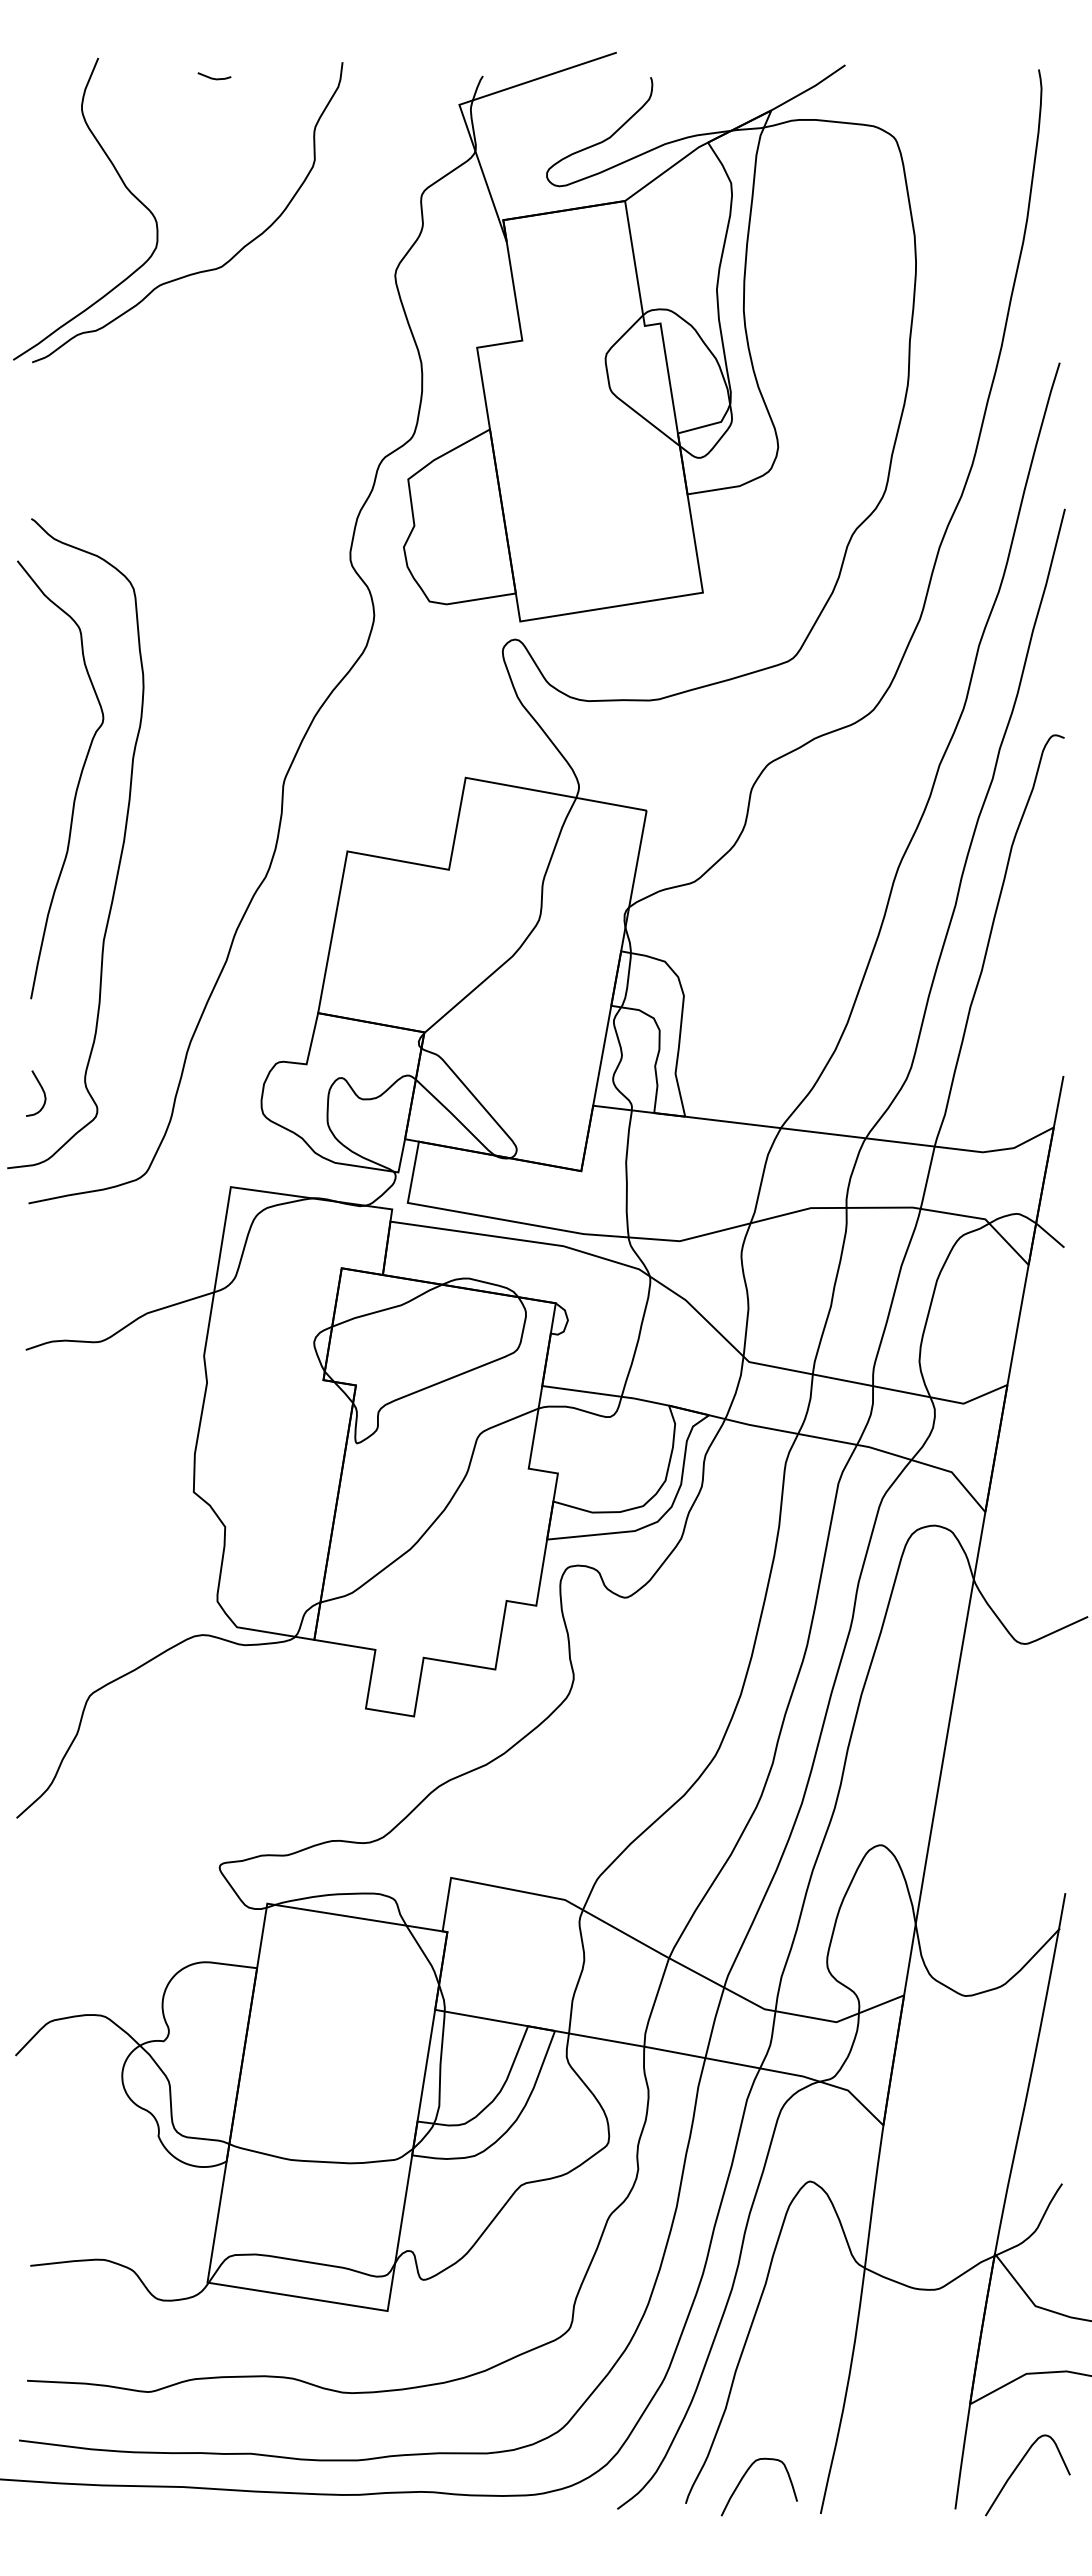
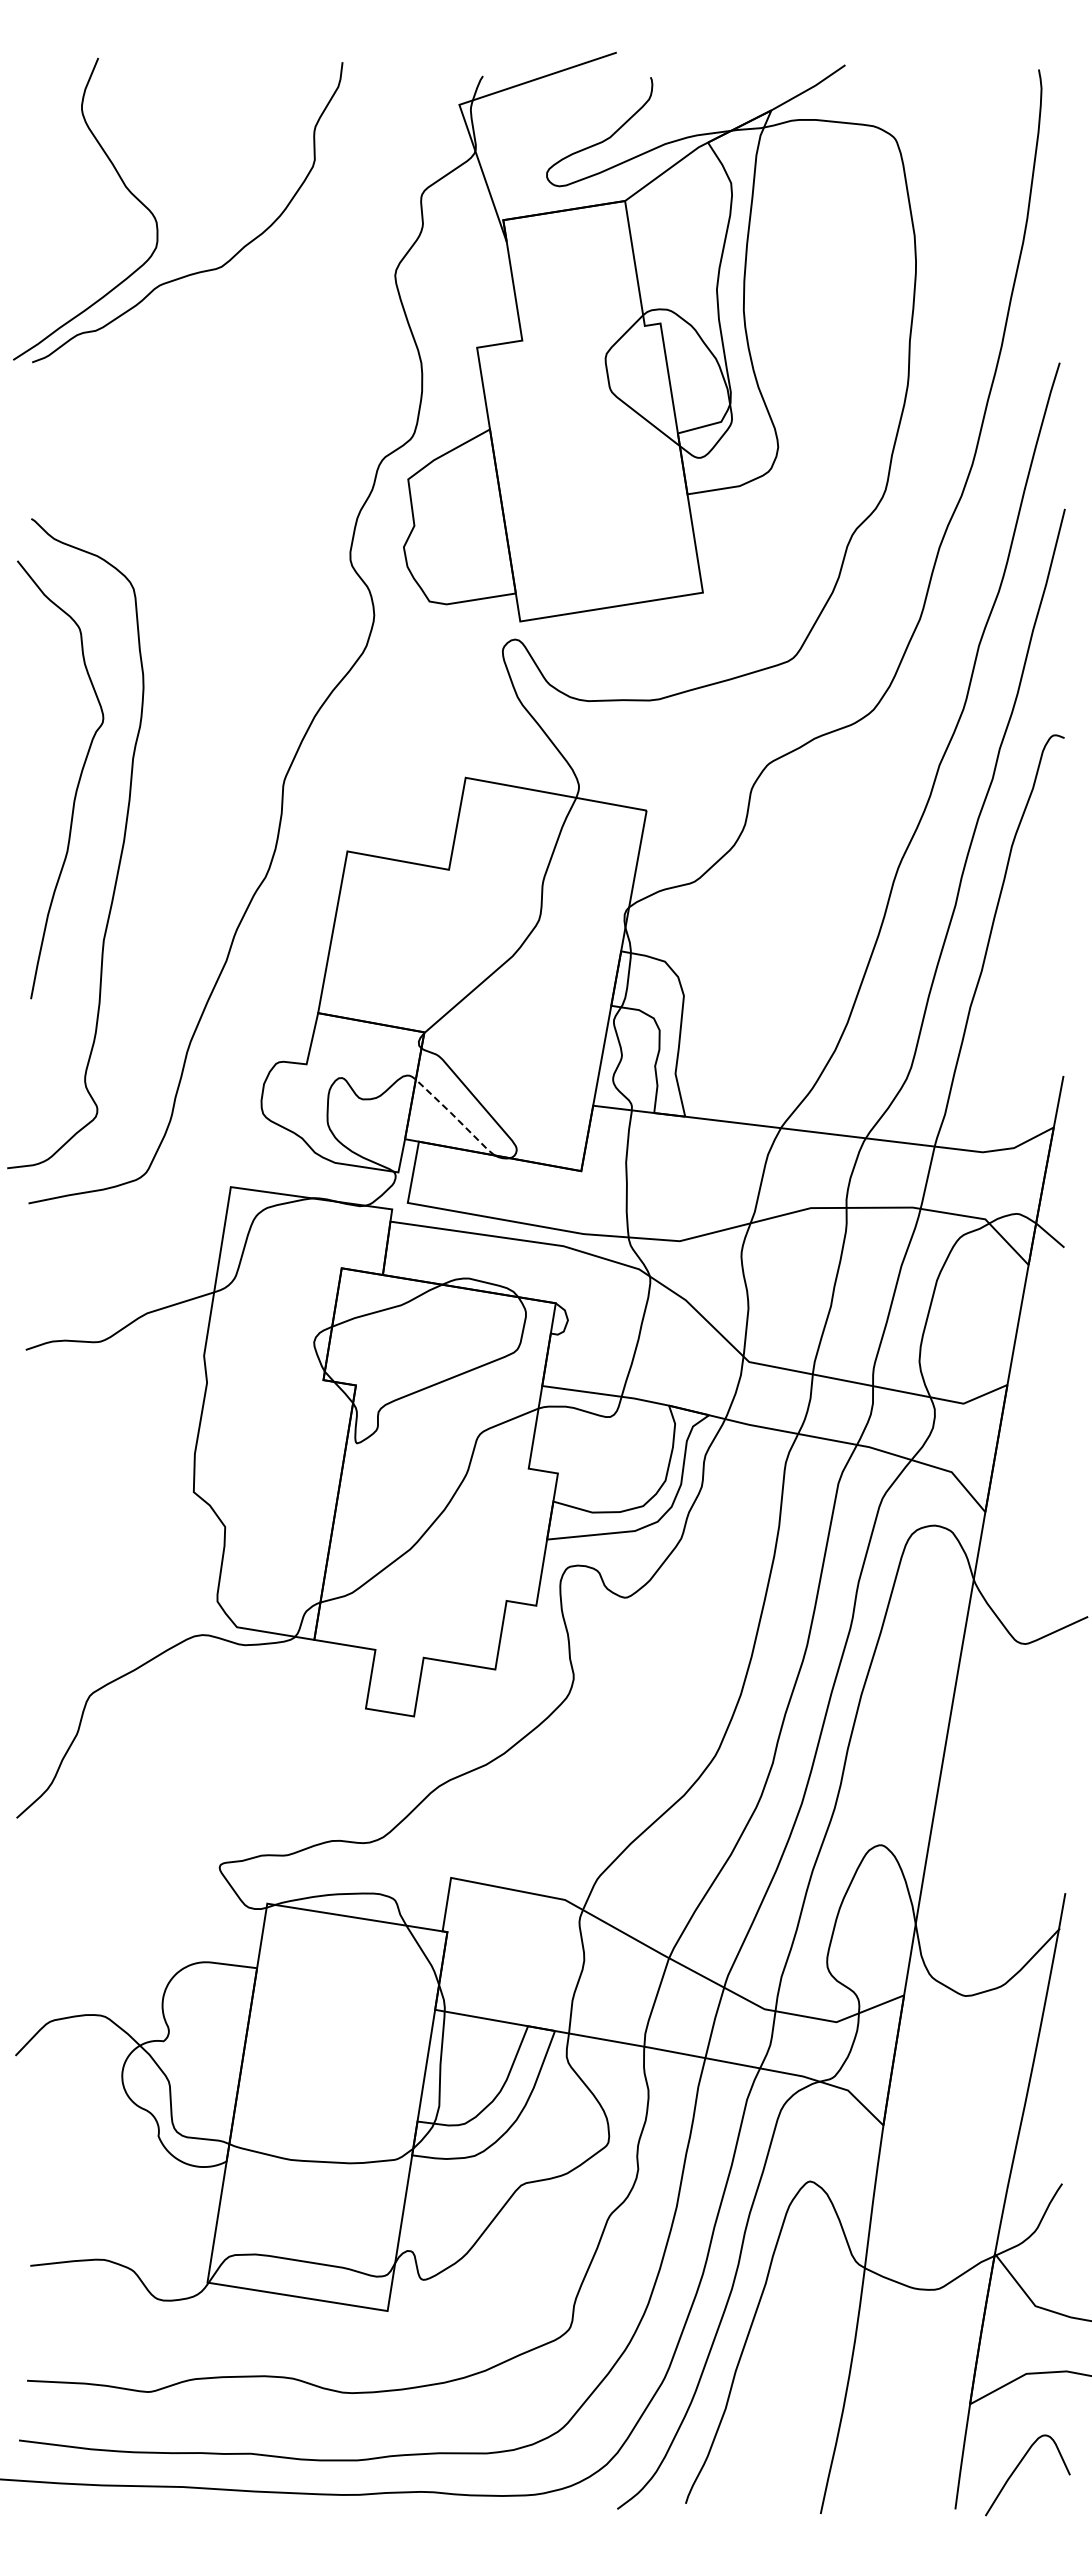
line: present -> none (213, 77)
curve: present -> none (42, 1091)
line: solid -> dashed (455, 1116)
curve: present -> none (743, 2478)
